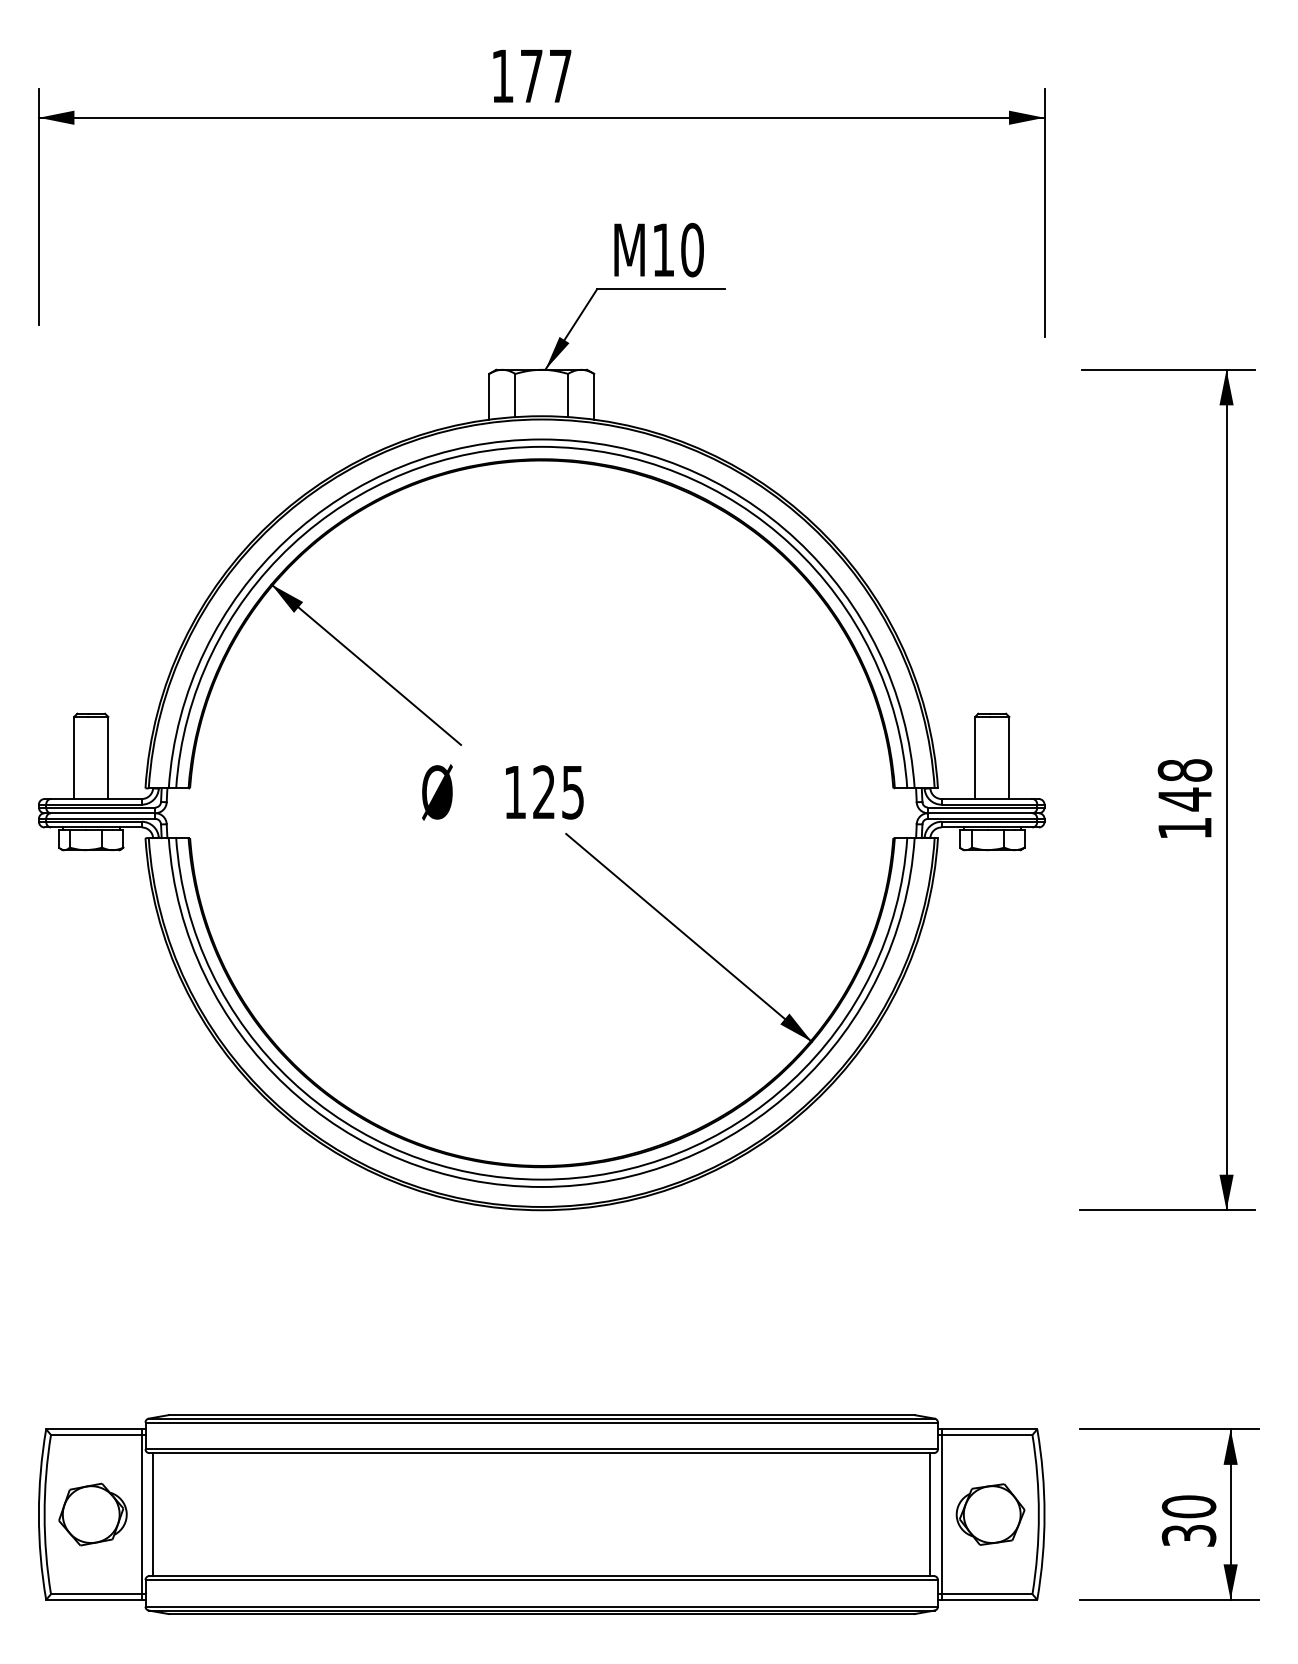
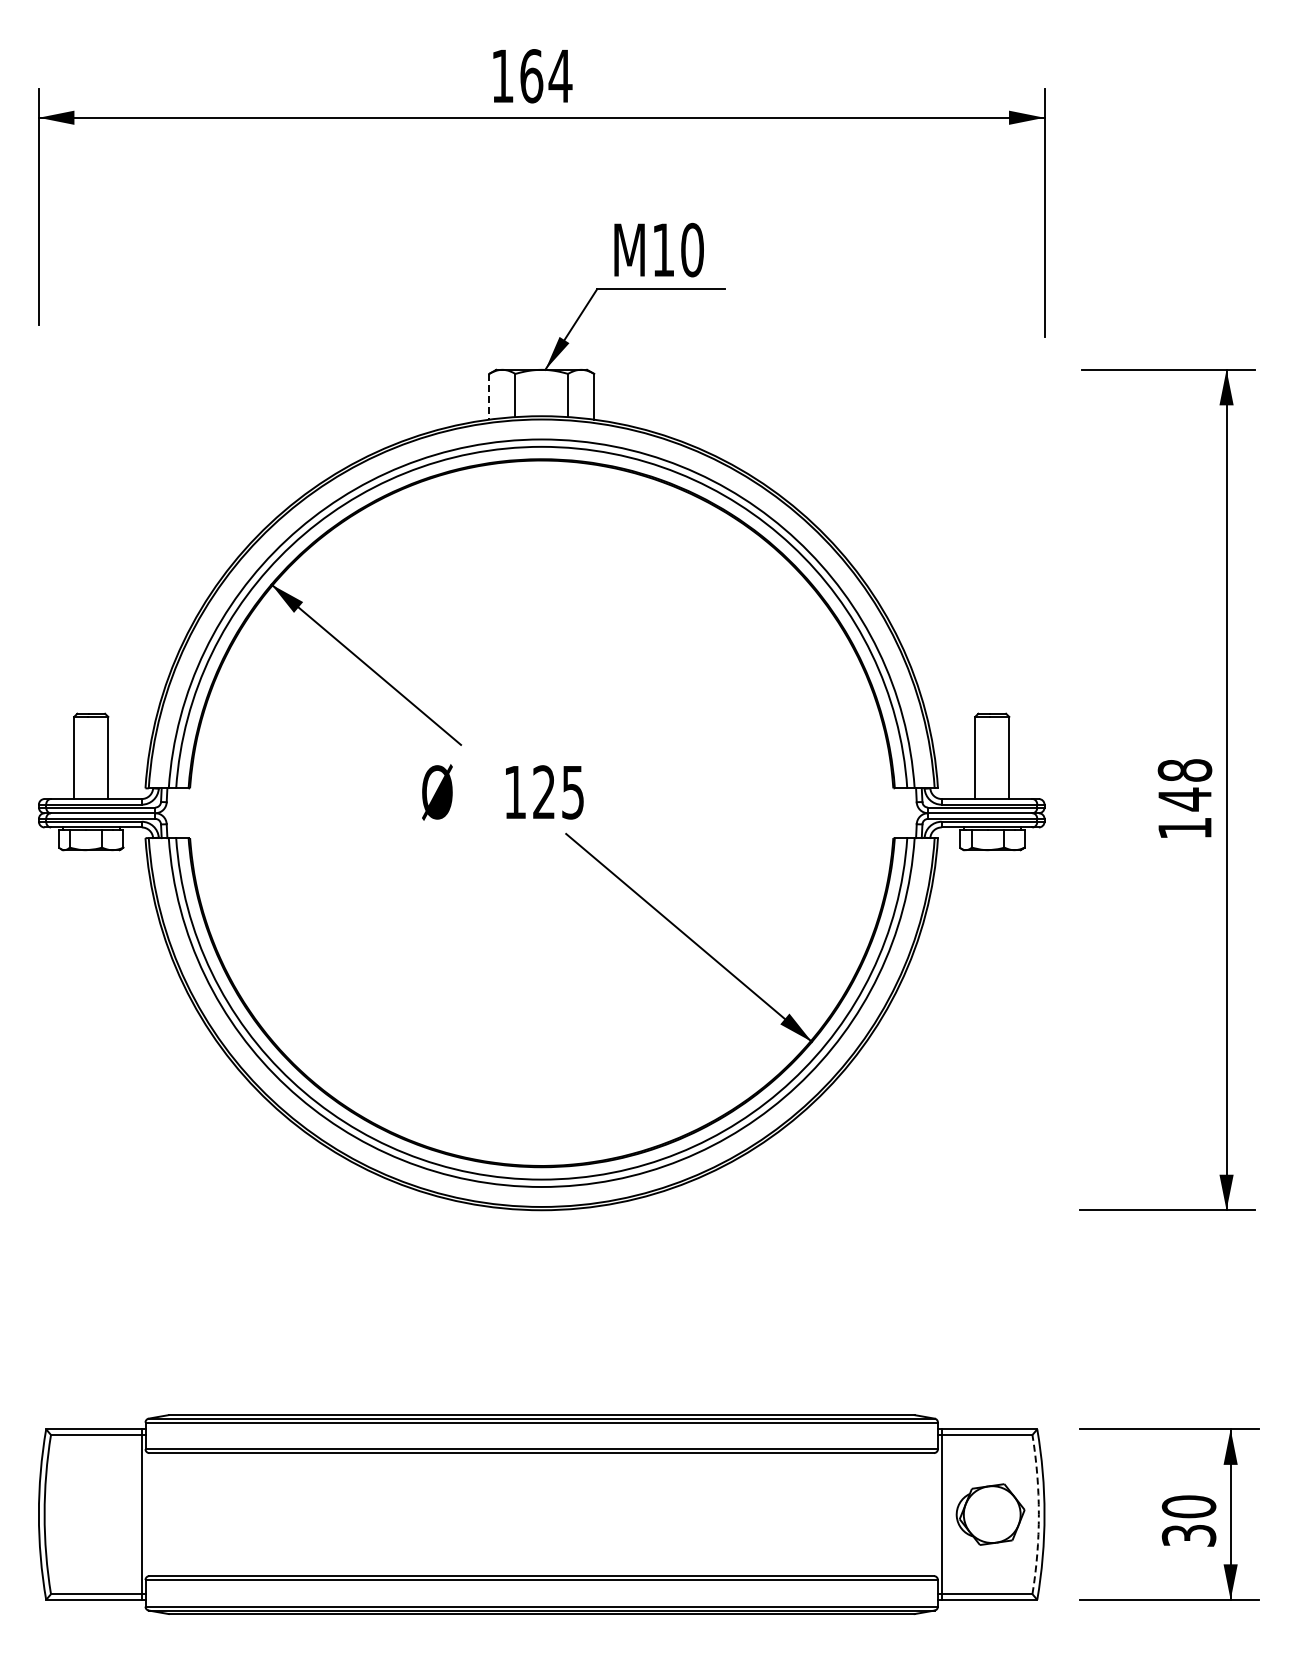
text: 177 -> 164 (546, 76)
line: solid -> dashed (489, 396)
part: present -> none (92, 1514)
line: present -> none (153, 1514)
line: present -> none (930, 1514)
arc: solid -> dashed (1038, 1514)
